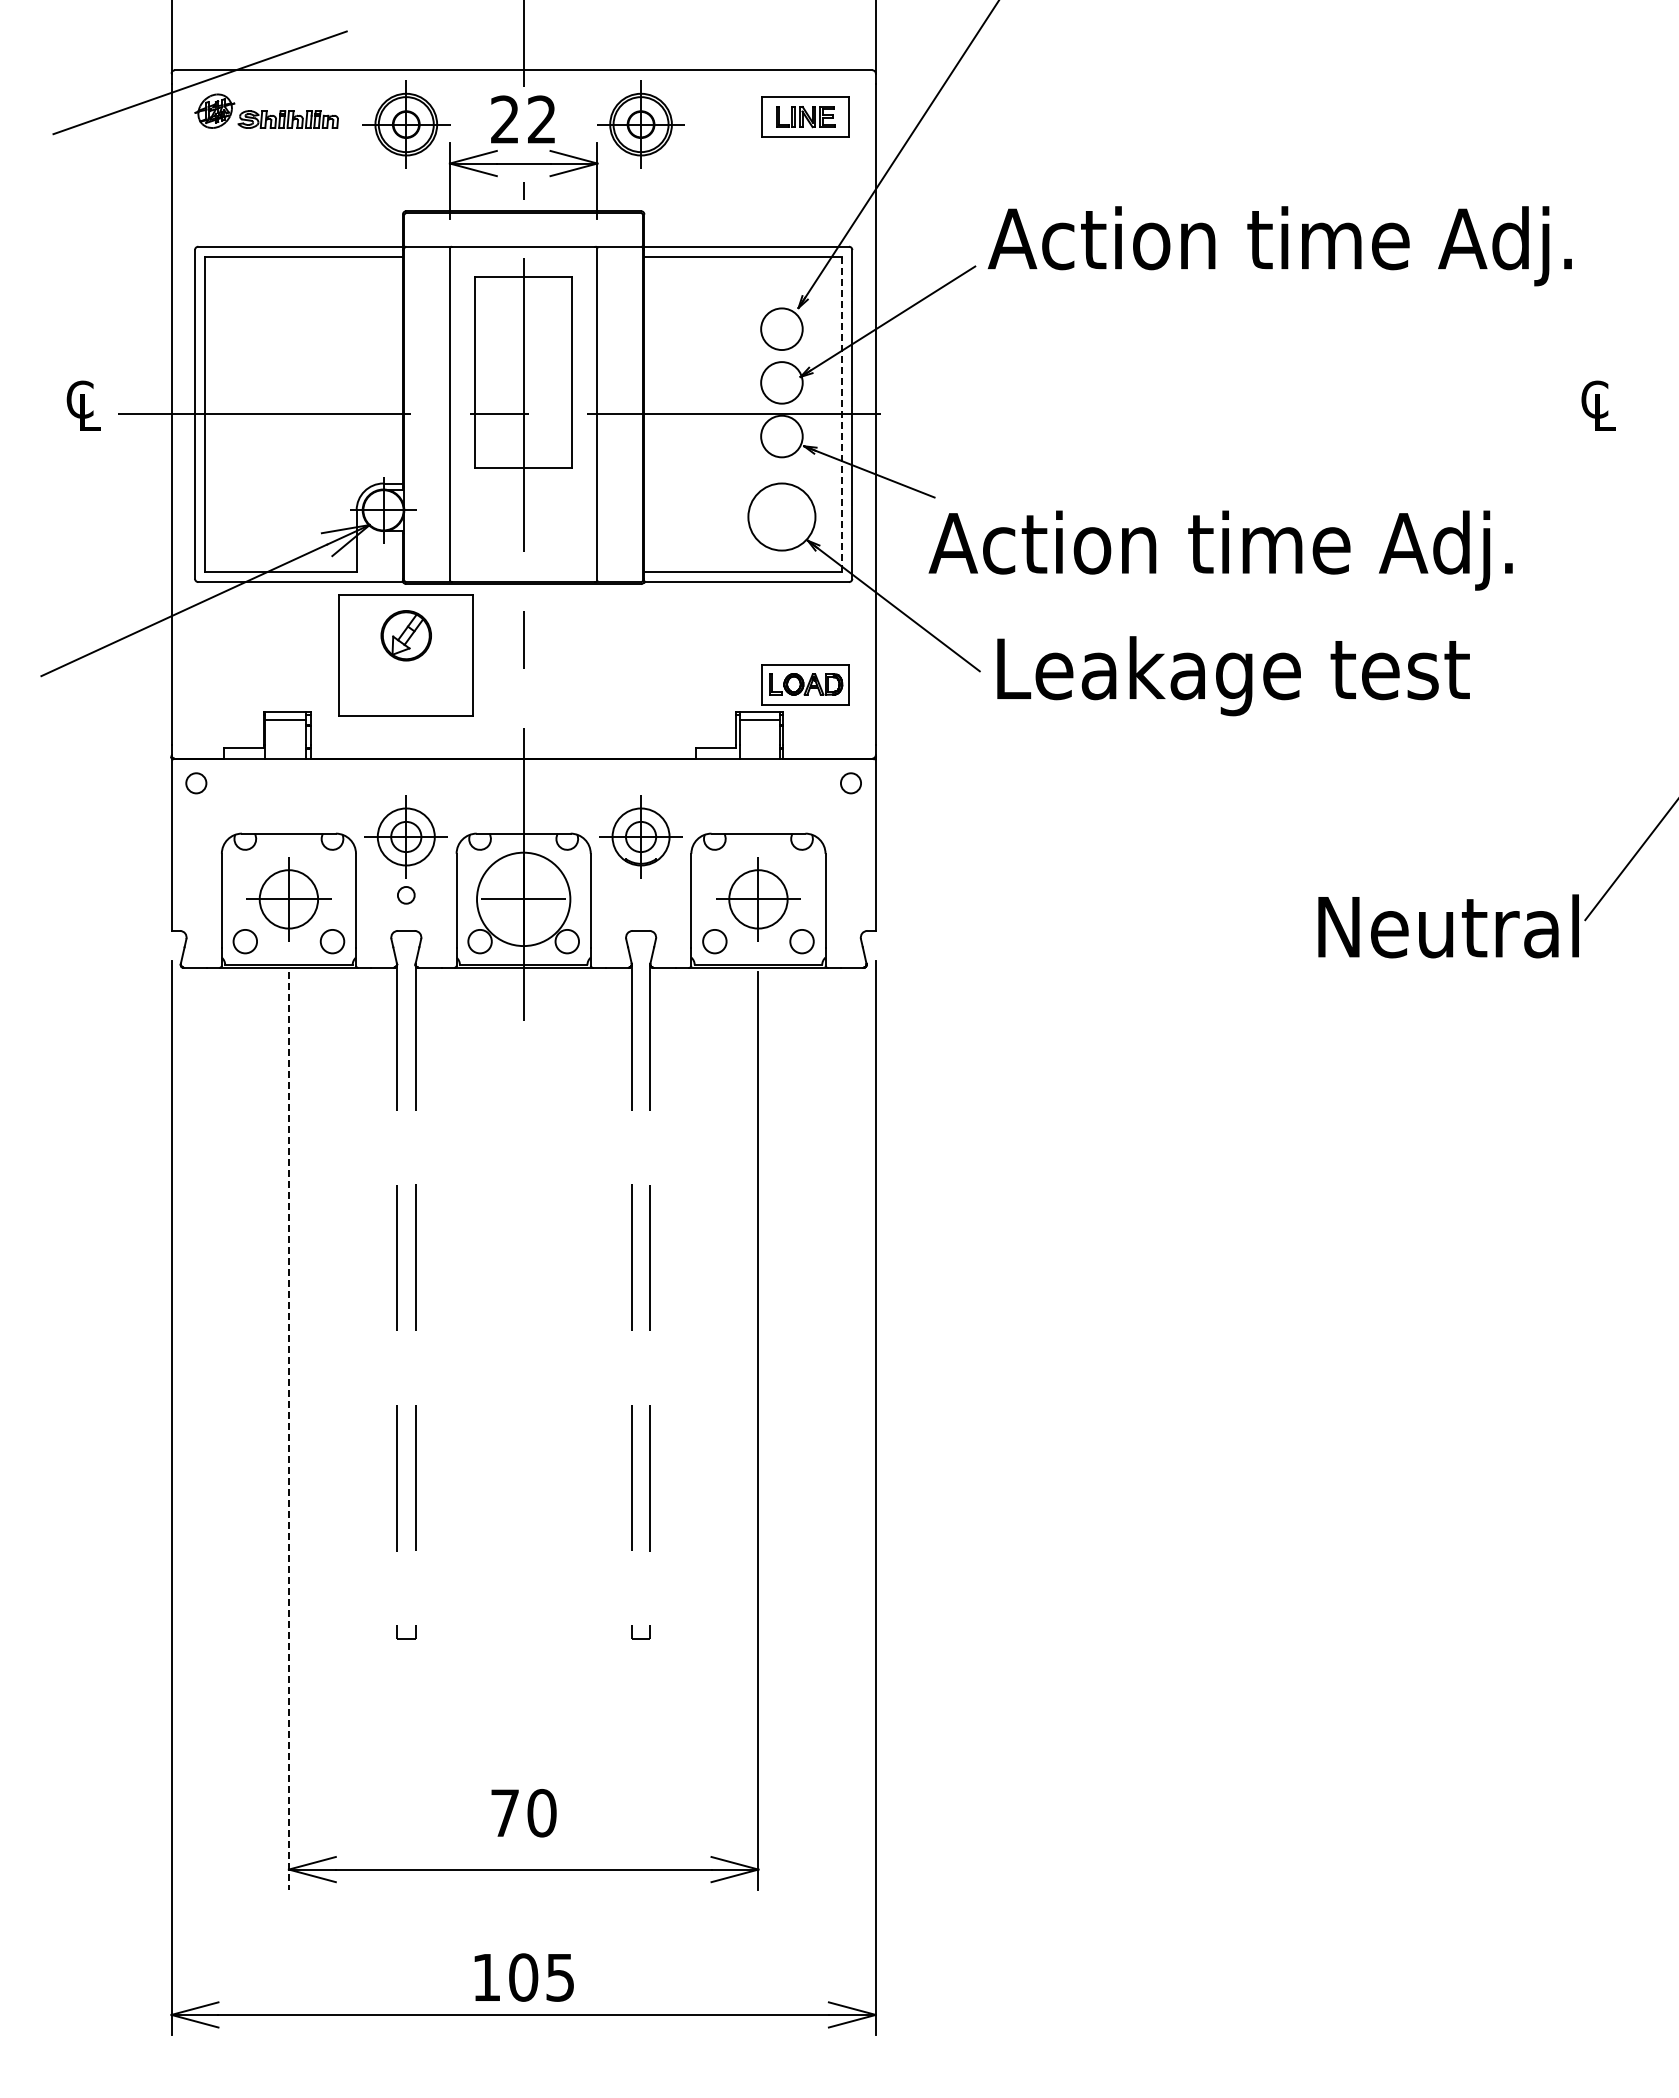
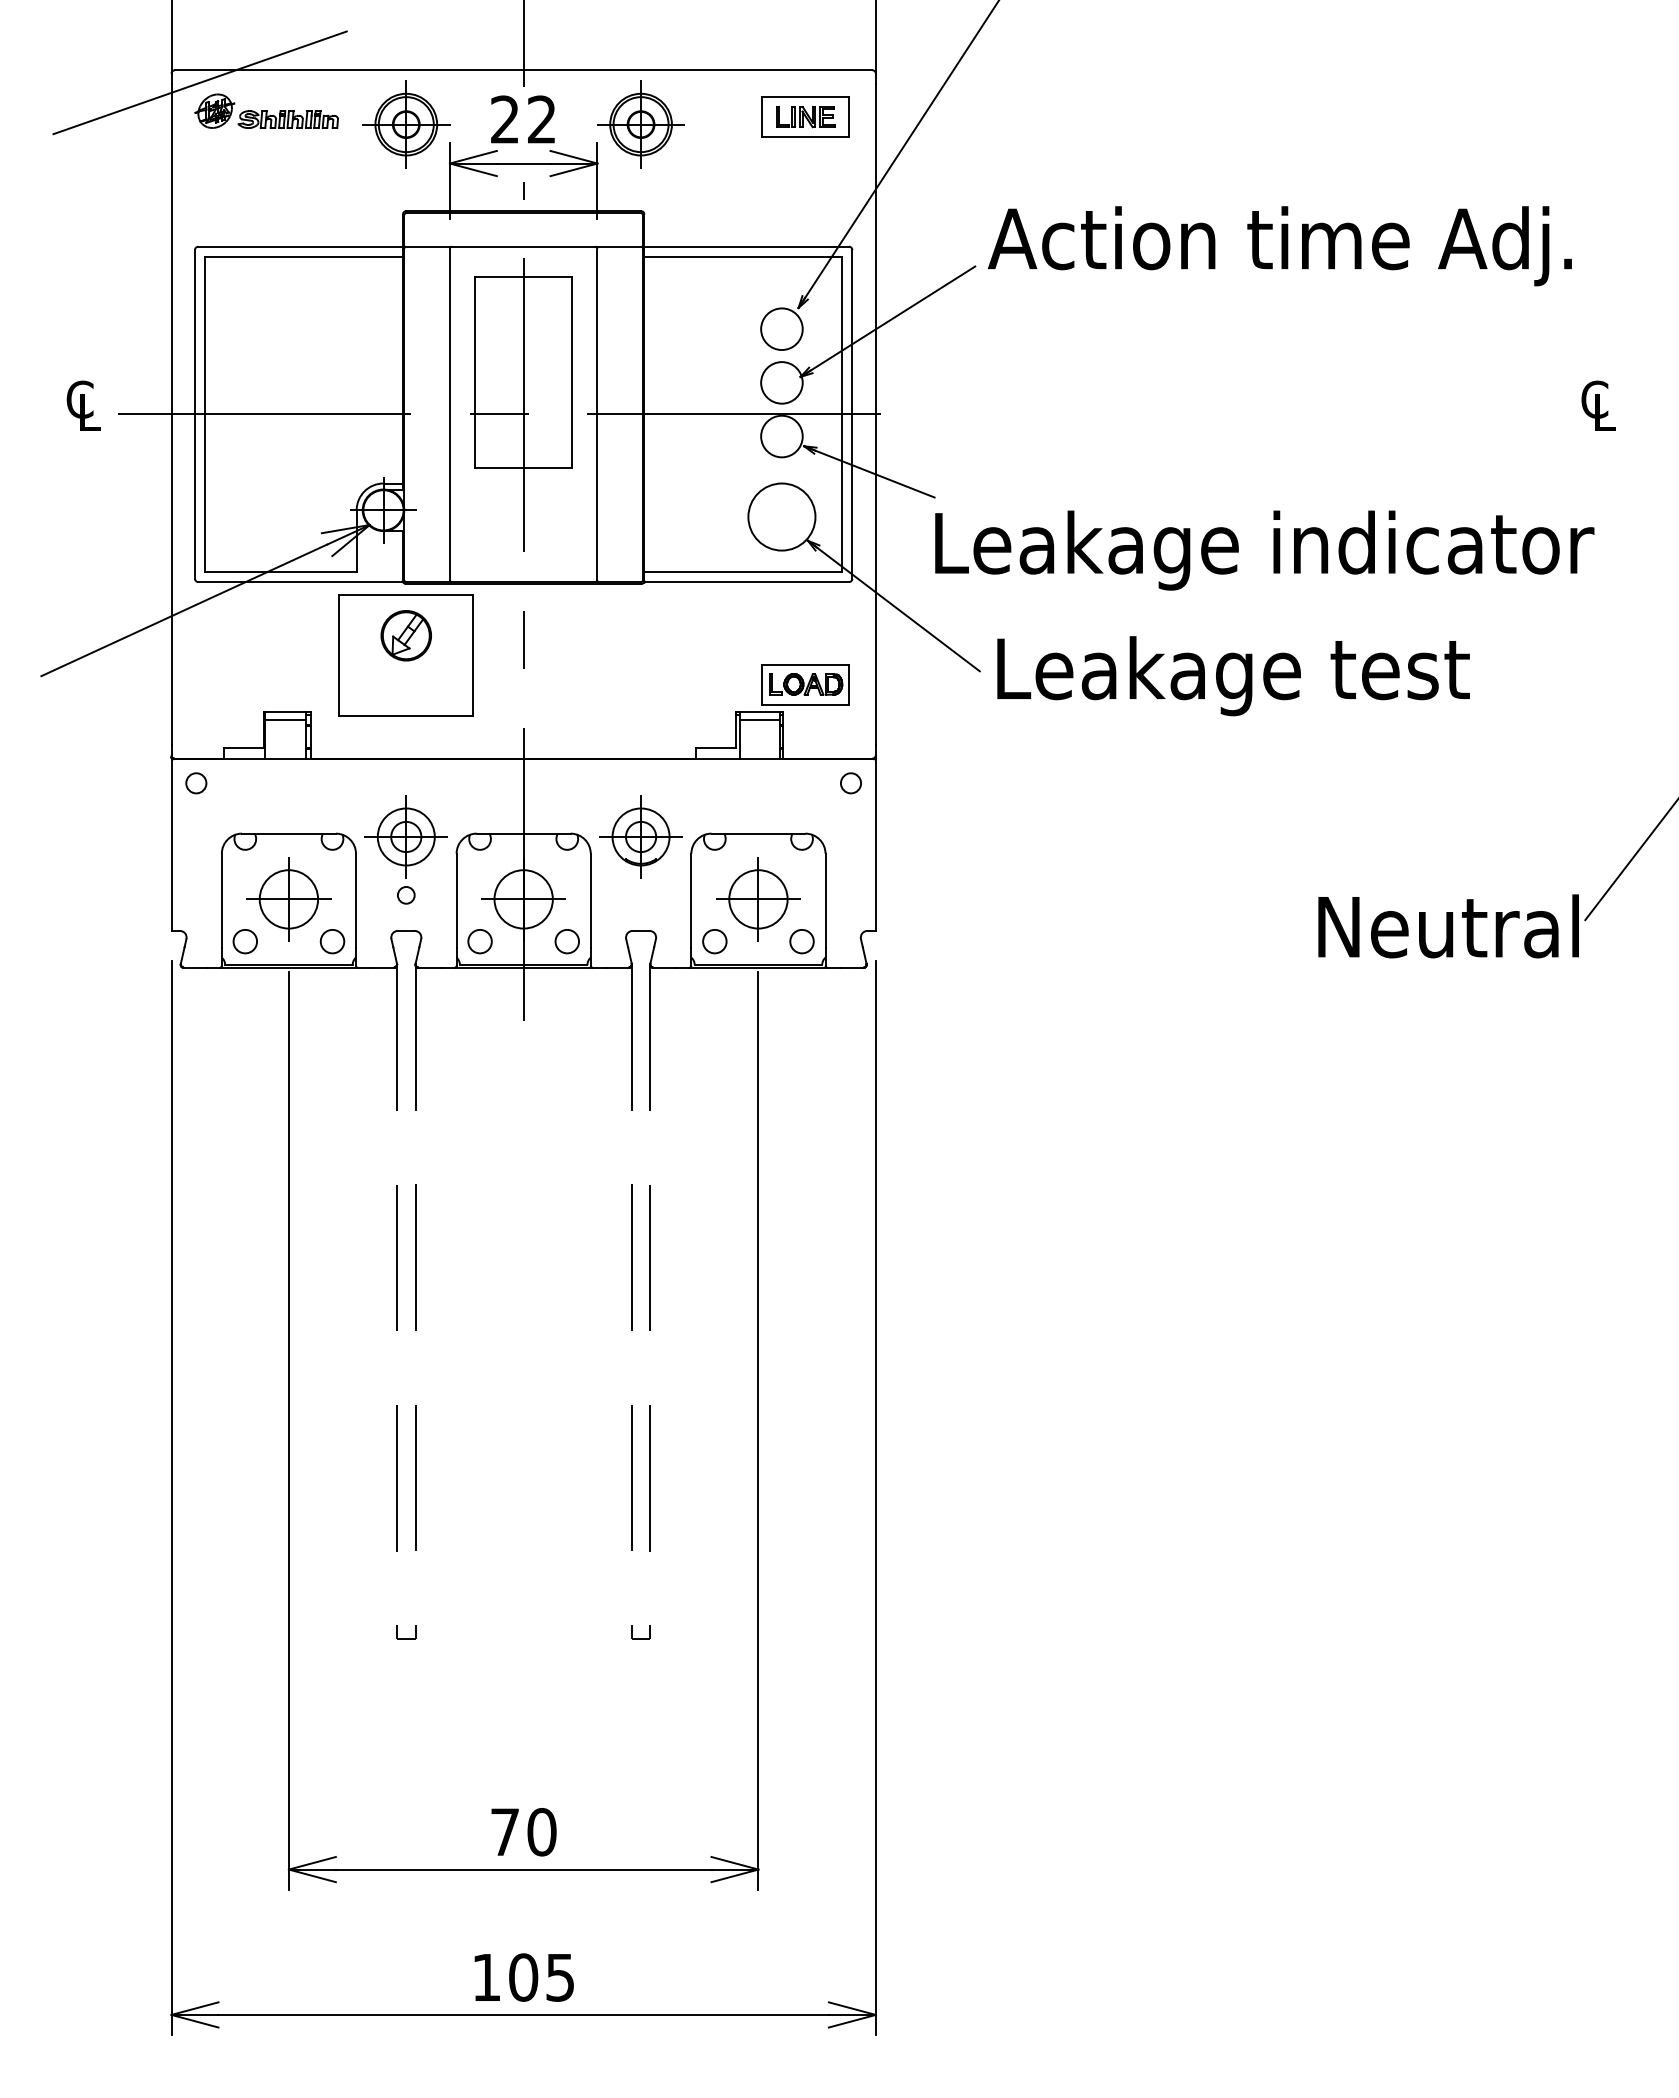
line: dashed -> solid (842, 414)
text: Action time Adj. -> Leakage indicator (1261, 550)
circle diameter: 93 px -> 58 px (523, 899)
line: dashed -> solid (288, 1430)
text position: (523, 1813) -> (523, 1832) (523, 1832)
